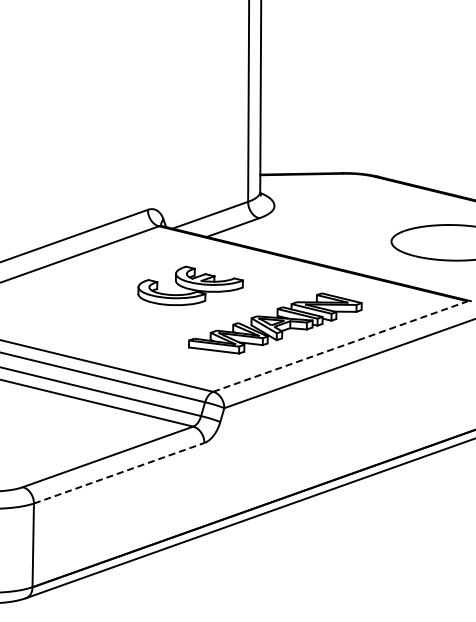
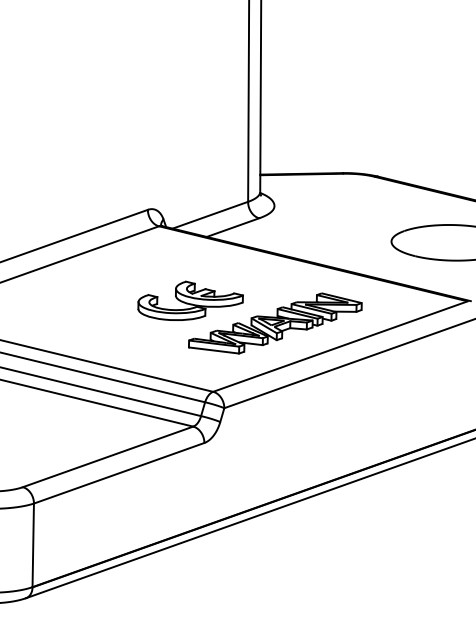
part position: (190, 285) -> (190, 300) (190, 300)
line: dashed -> solid (340, 346)
line: dashed -> solid (119, 473)
